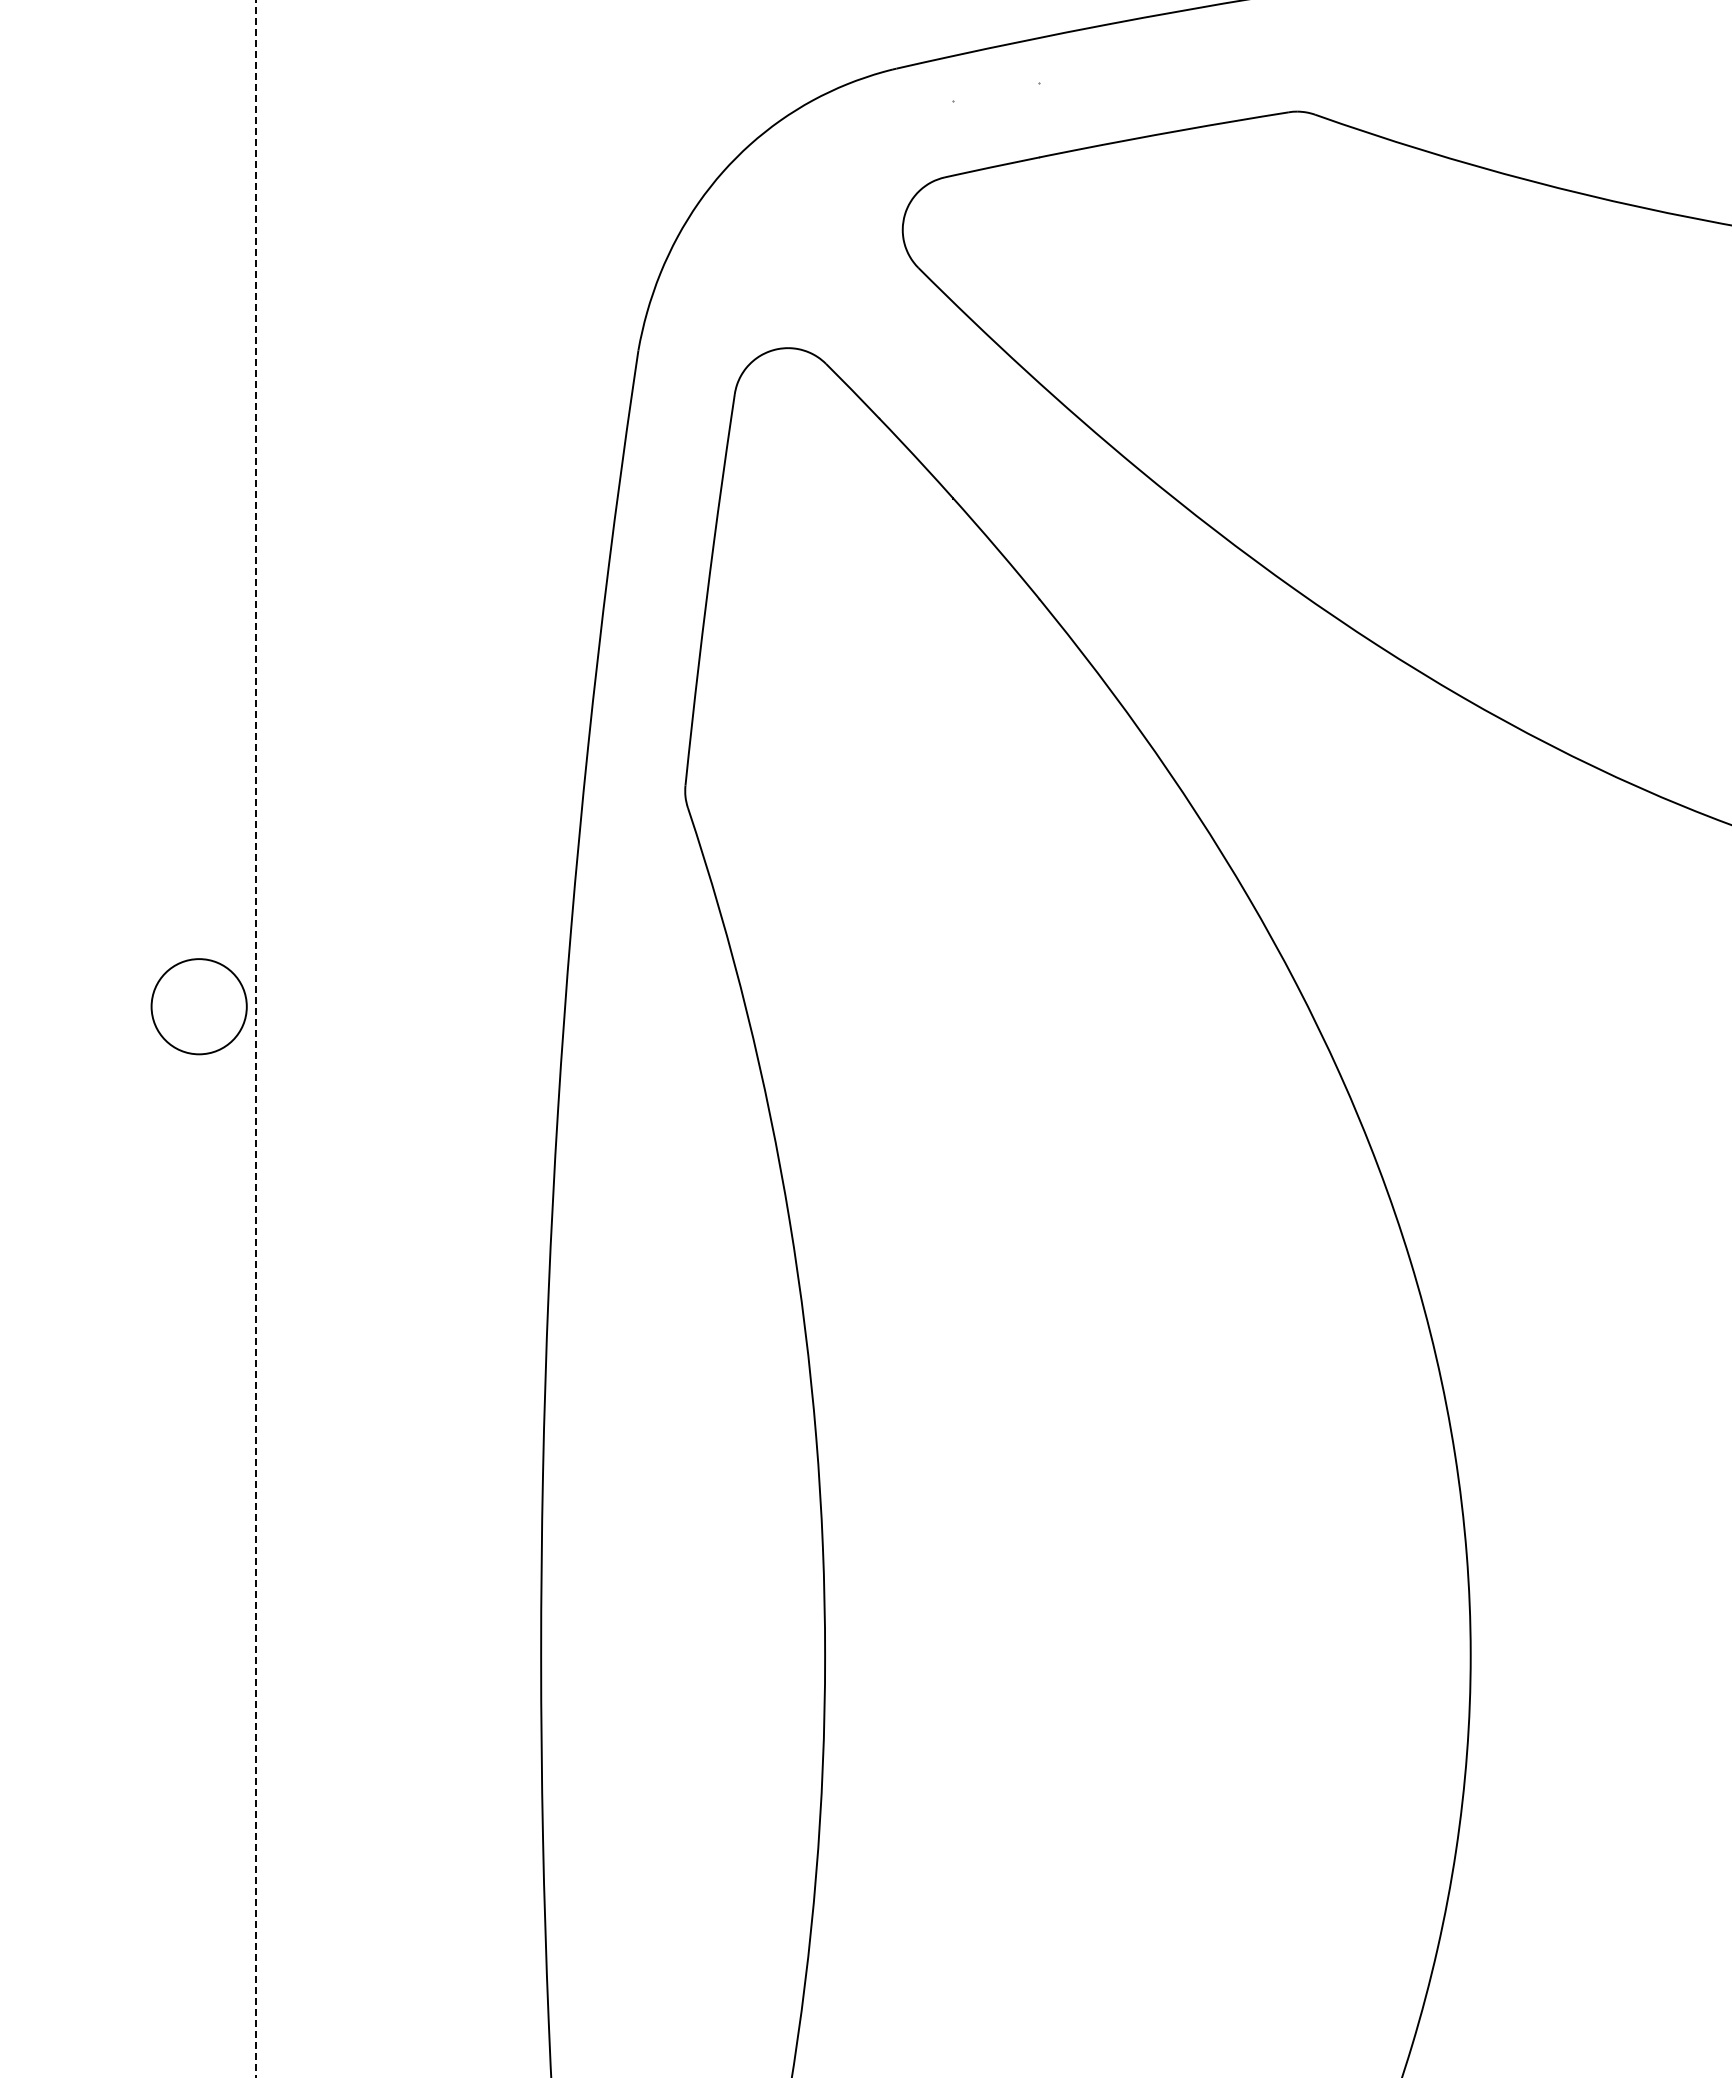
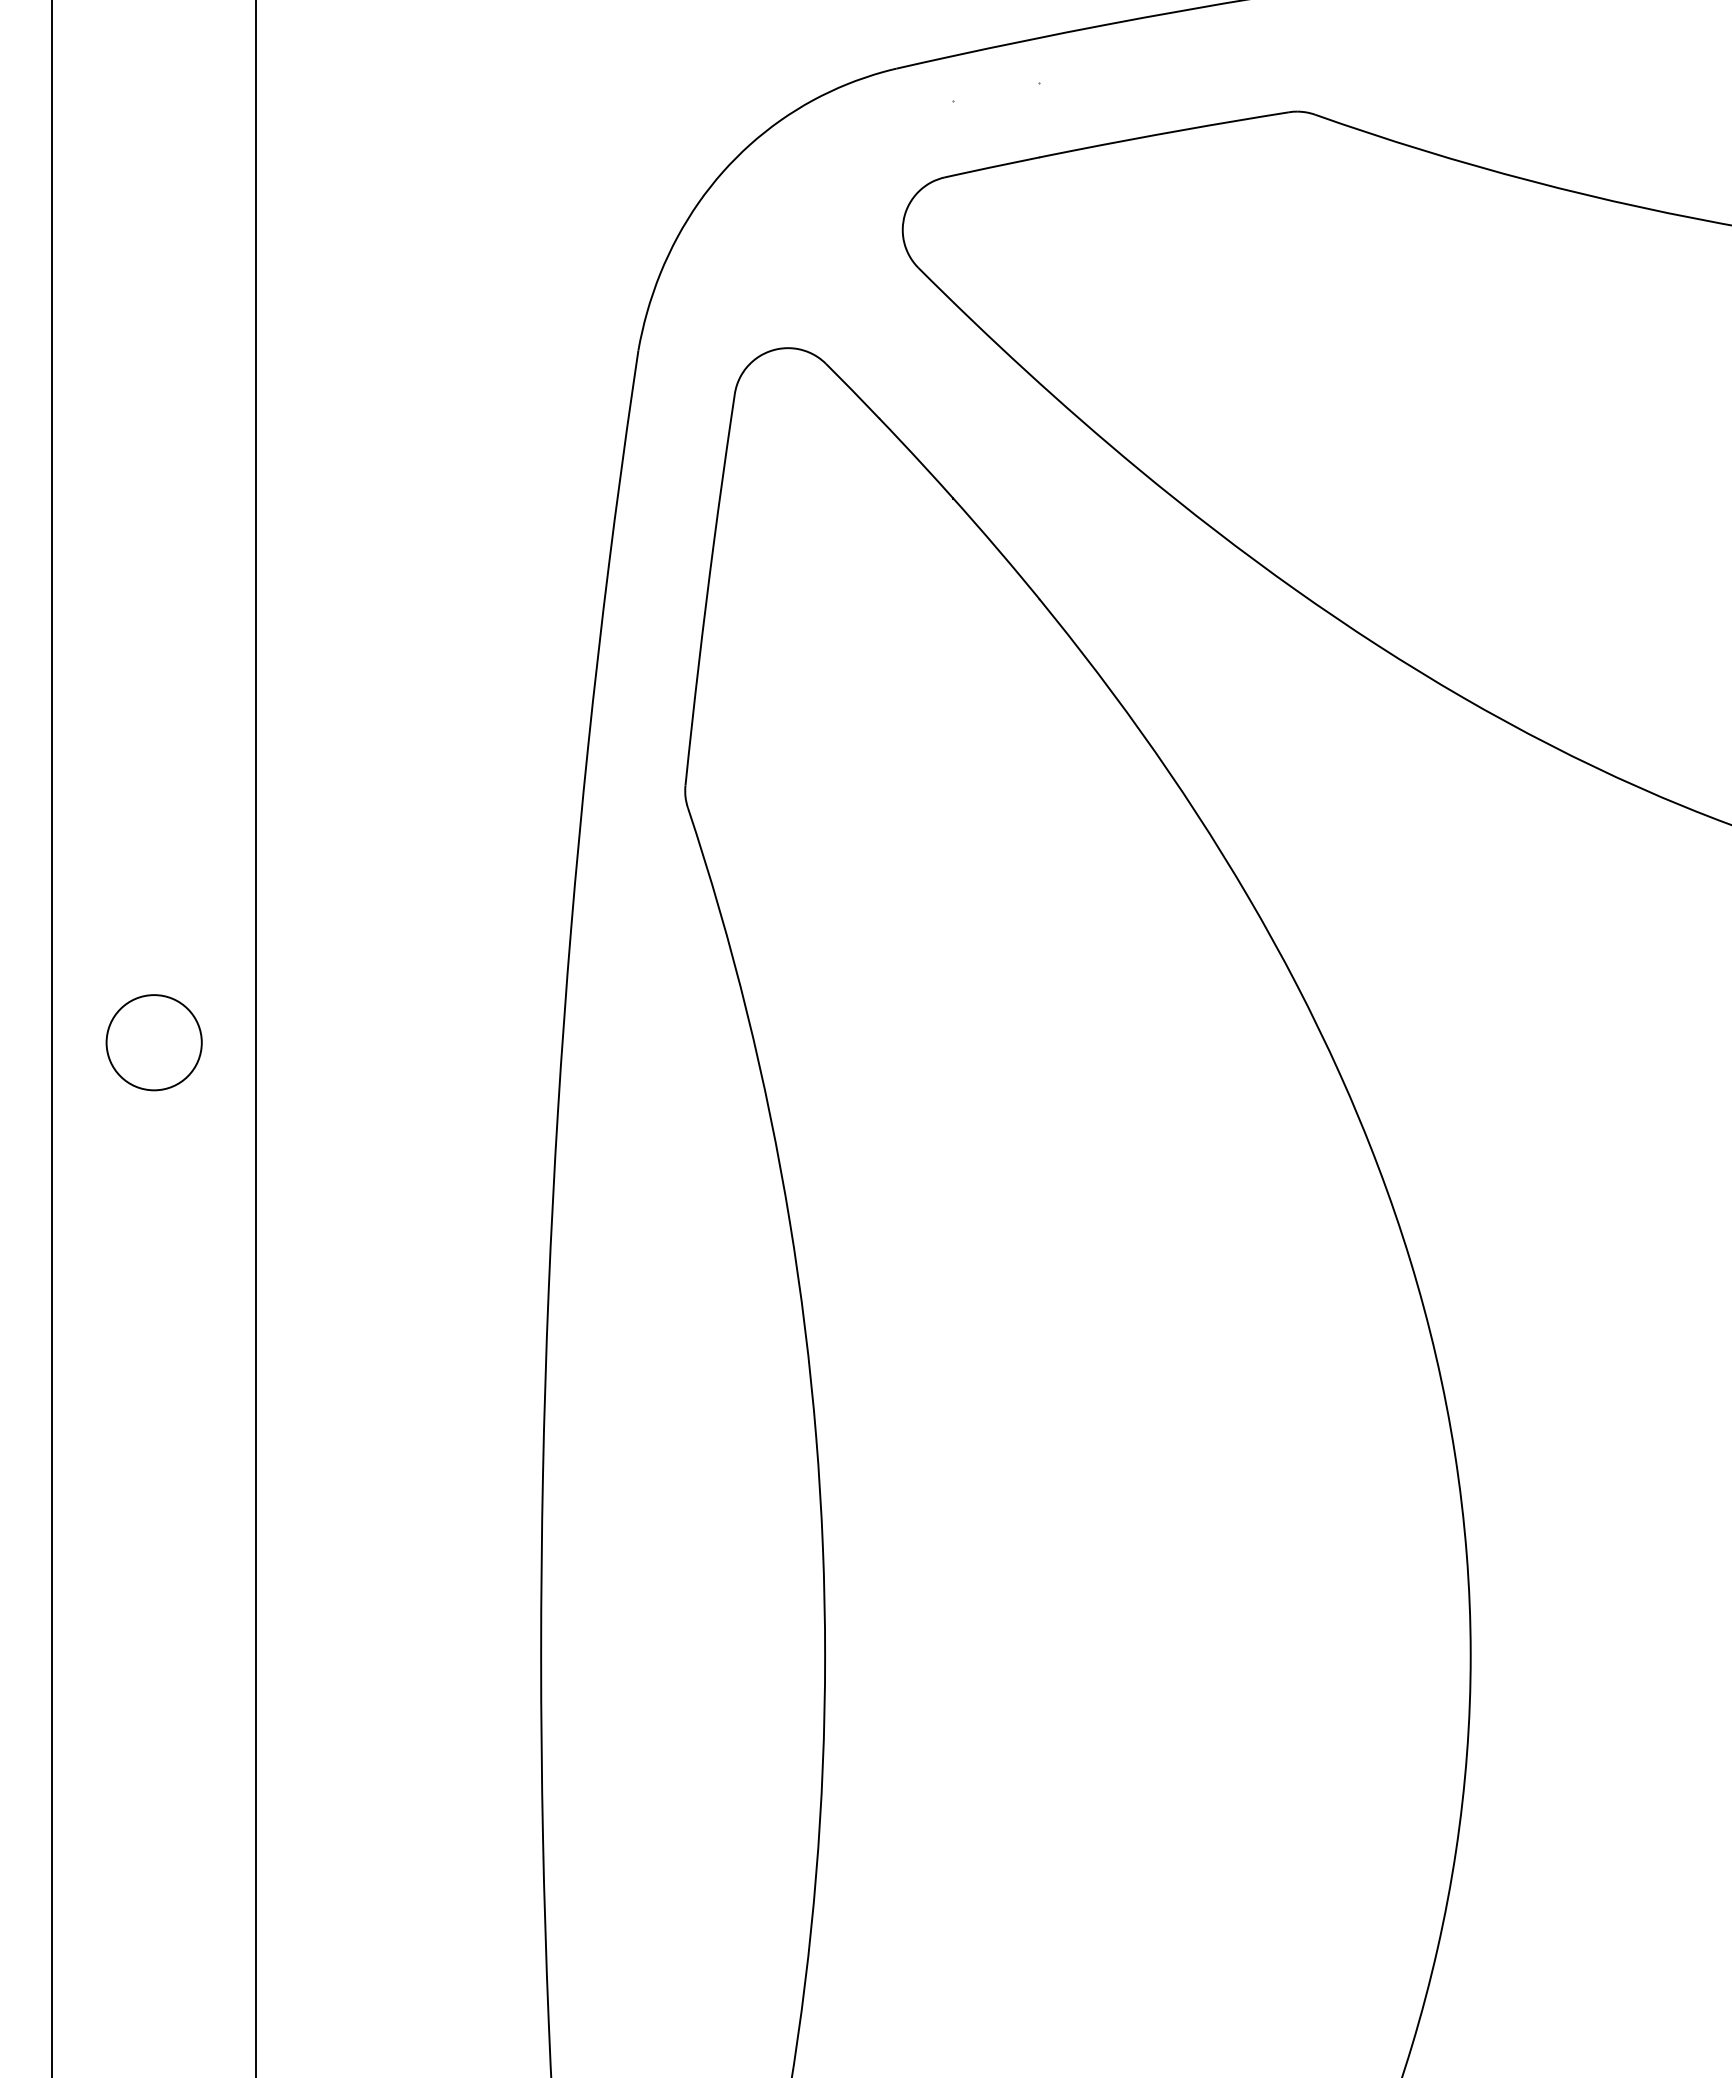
circle position: (198, 1006) -> (153, 1042) (153, 1042)
line: none -> present (51, 1038)
line: dashed -> solid (256, 1038)
